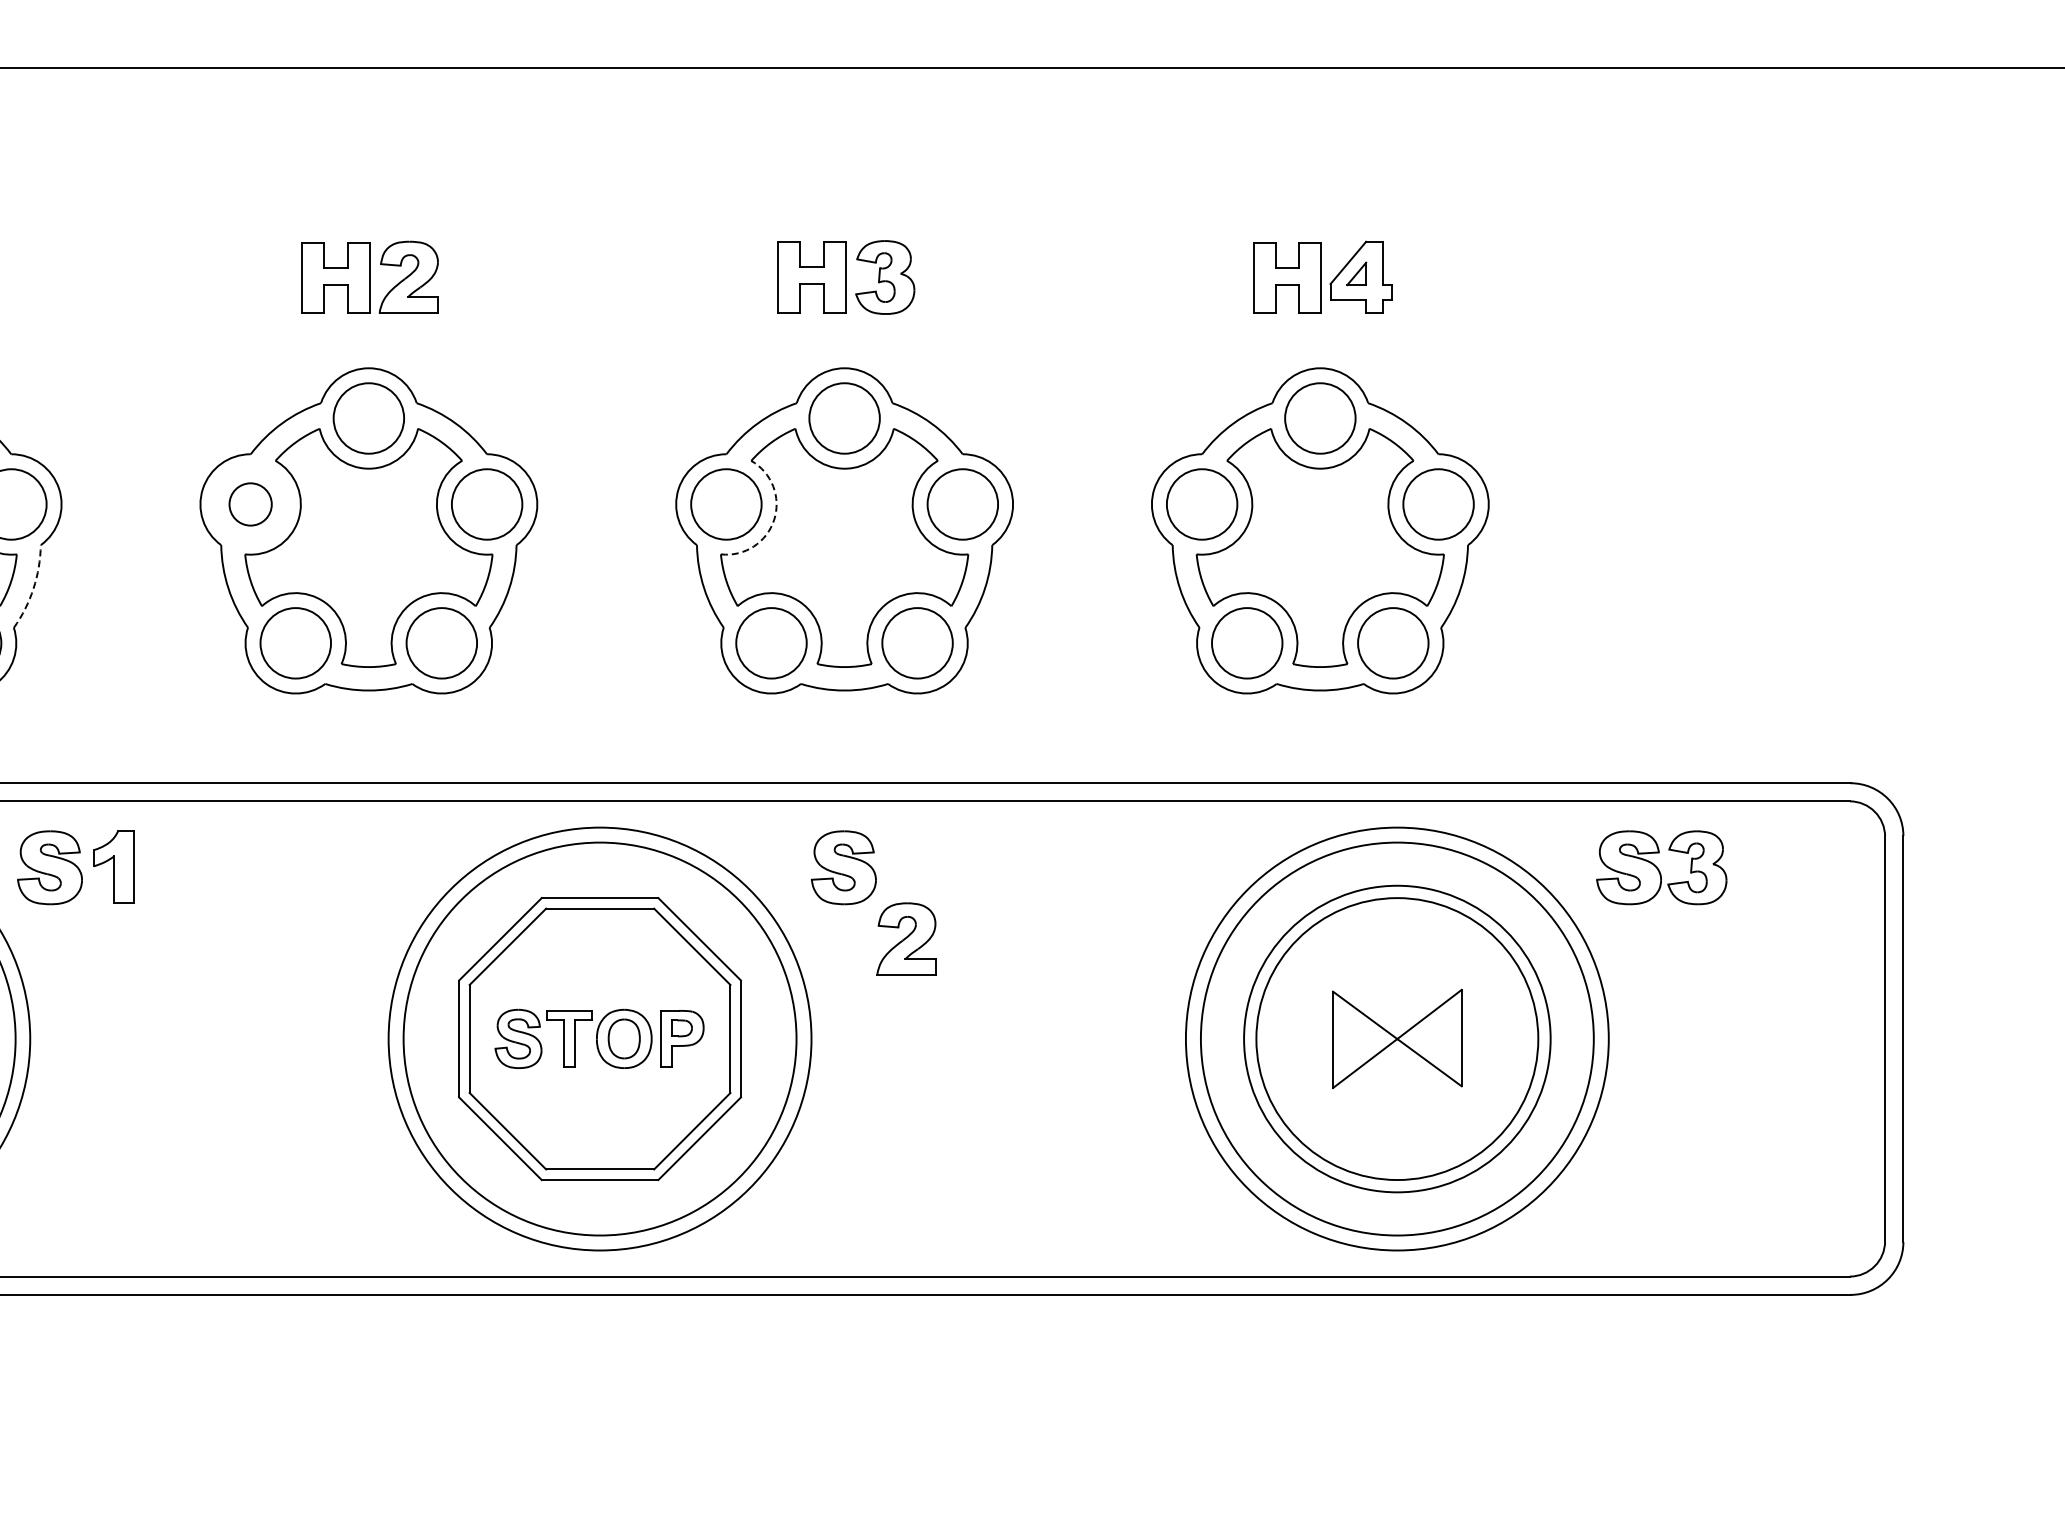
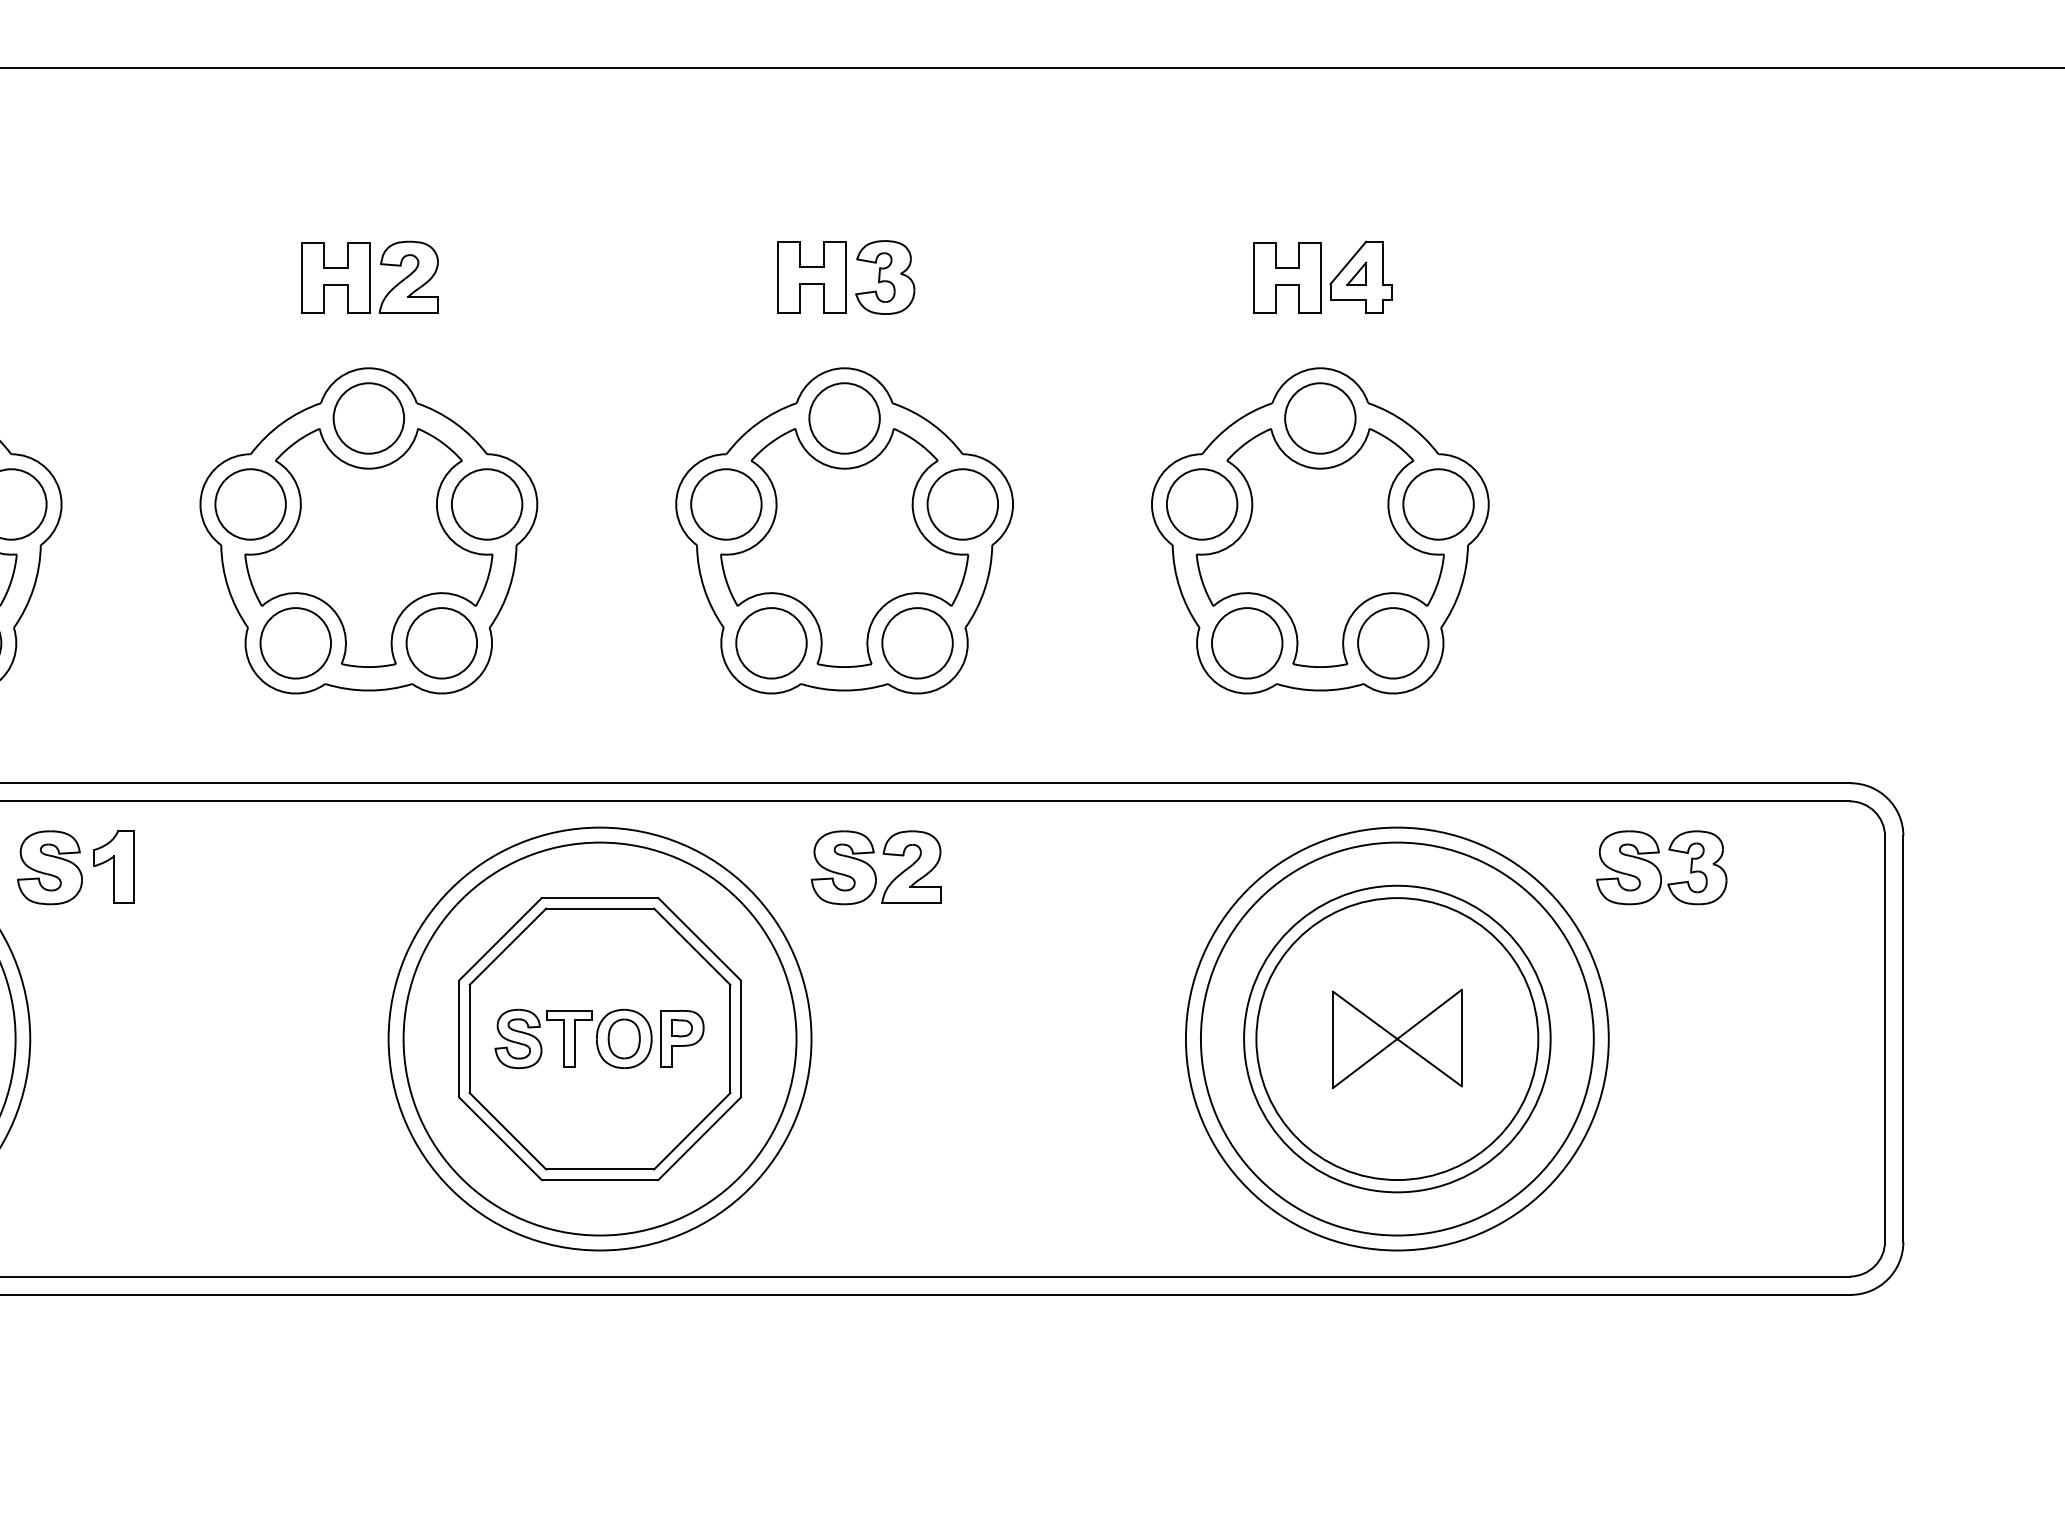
circle diameter: 42 px -> 70 px (250, 504)
arc: dashed -> solid (774, 520)
arc: dashed -> solid (33, 588)
part position: (906, 938) -> (911, 866) (911, 866)
